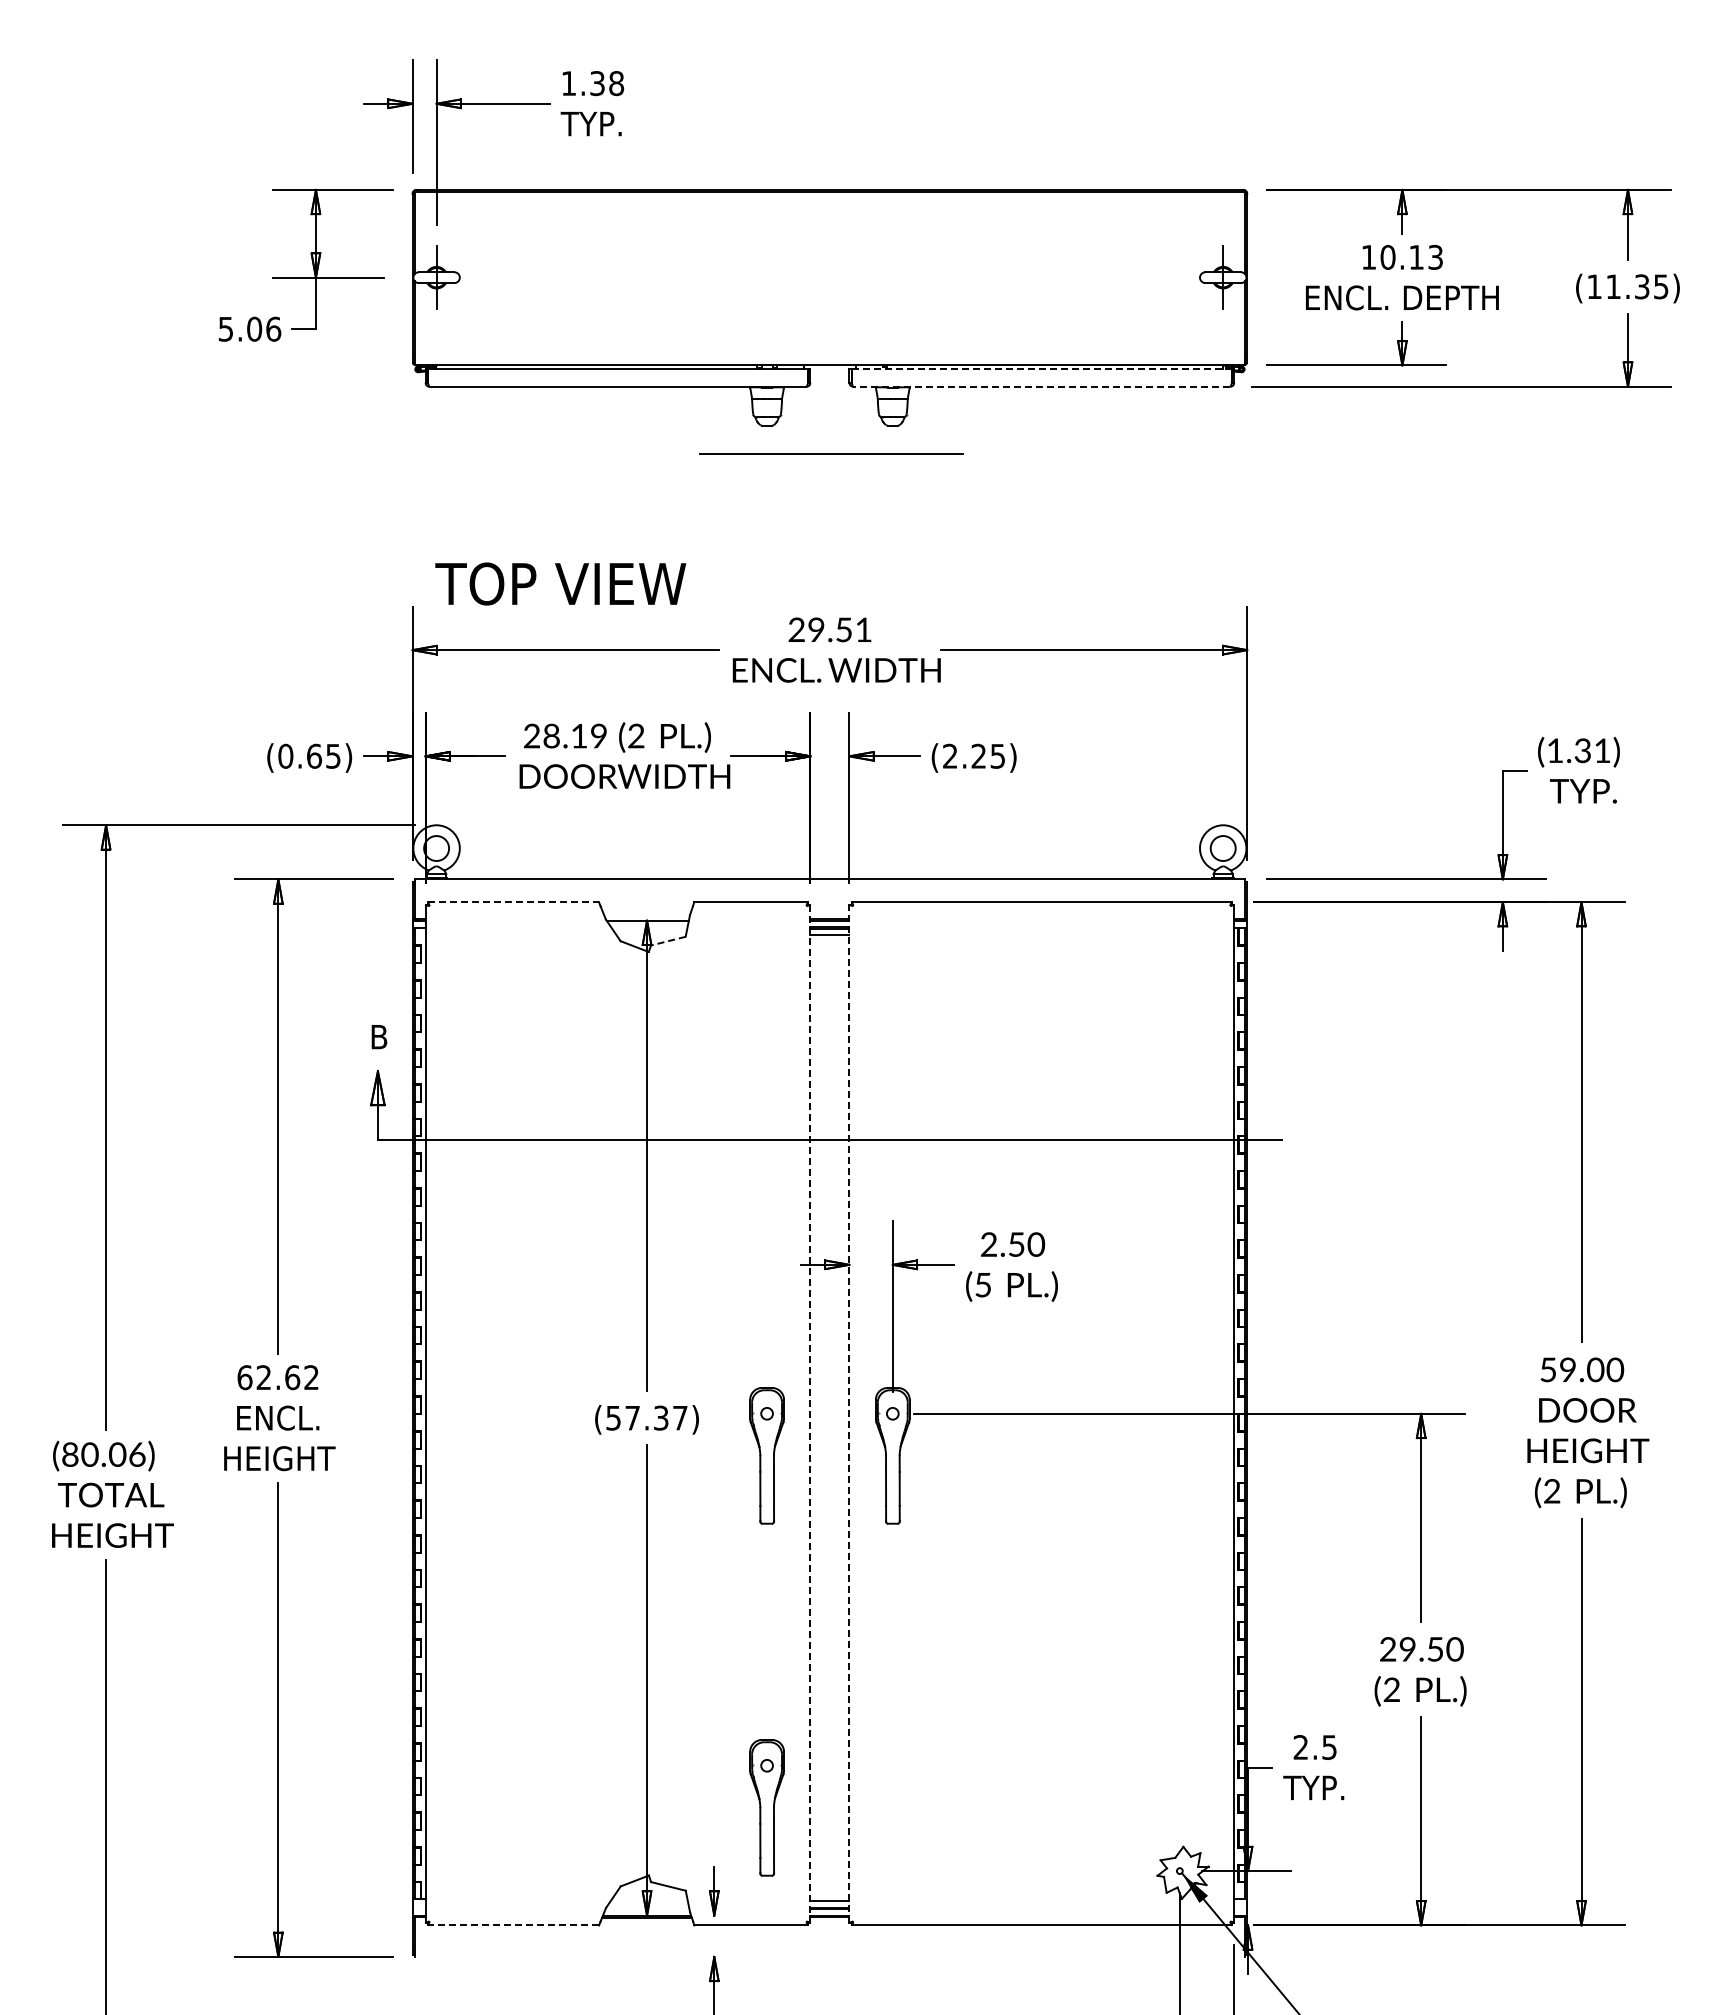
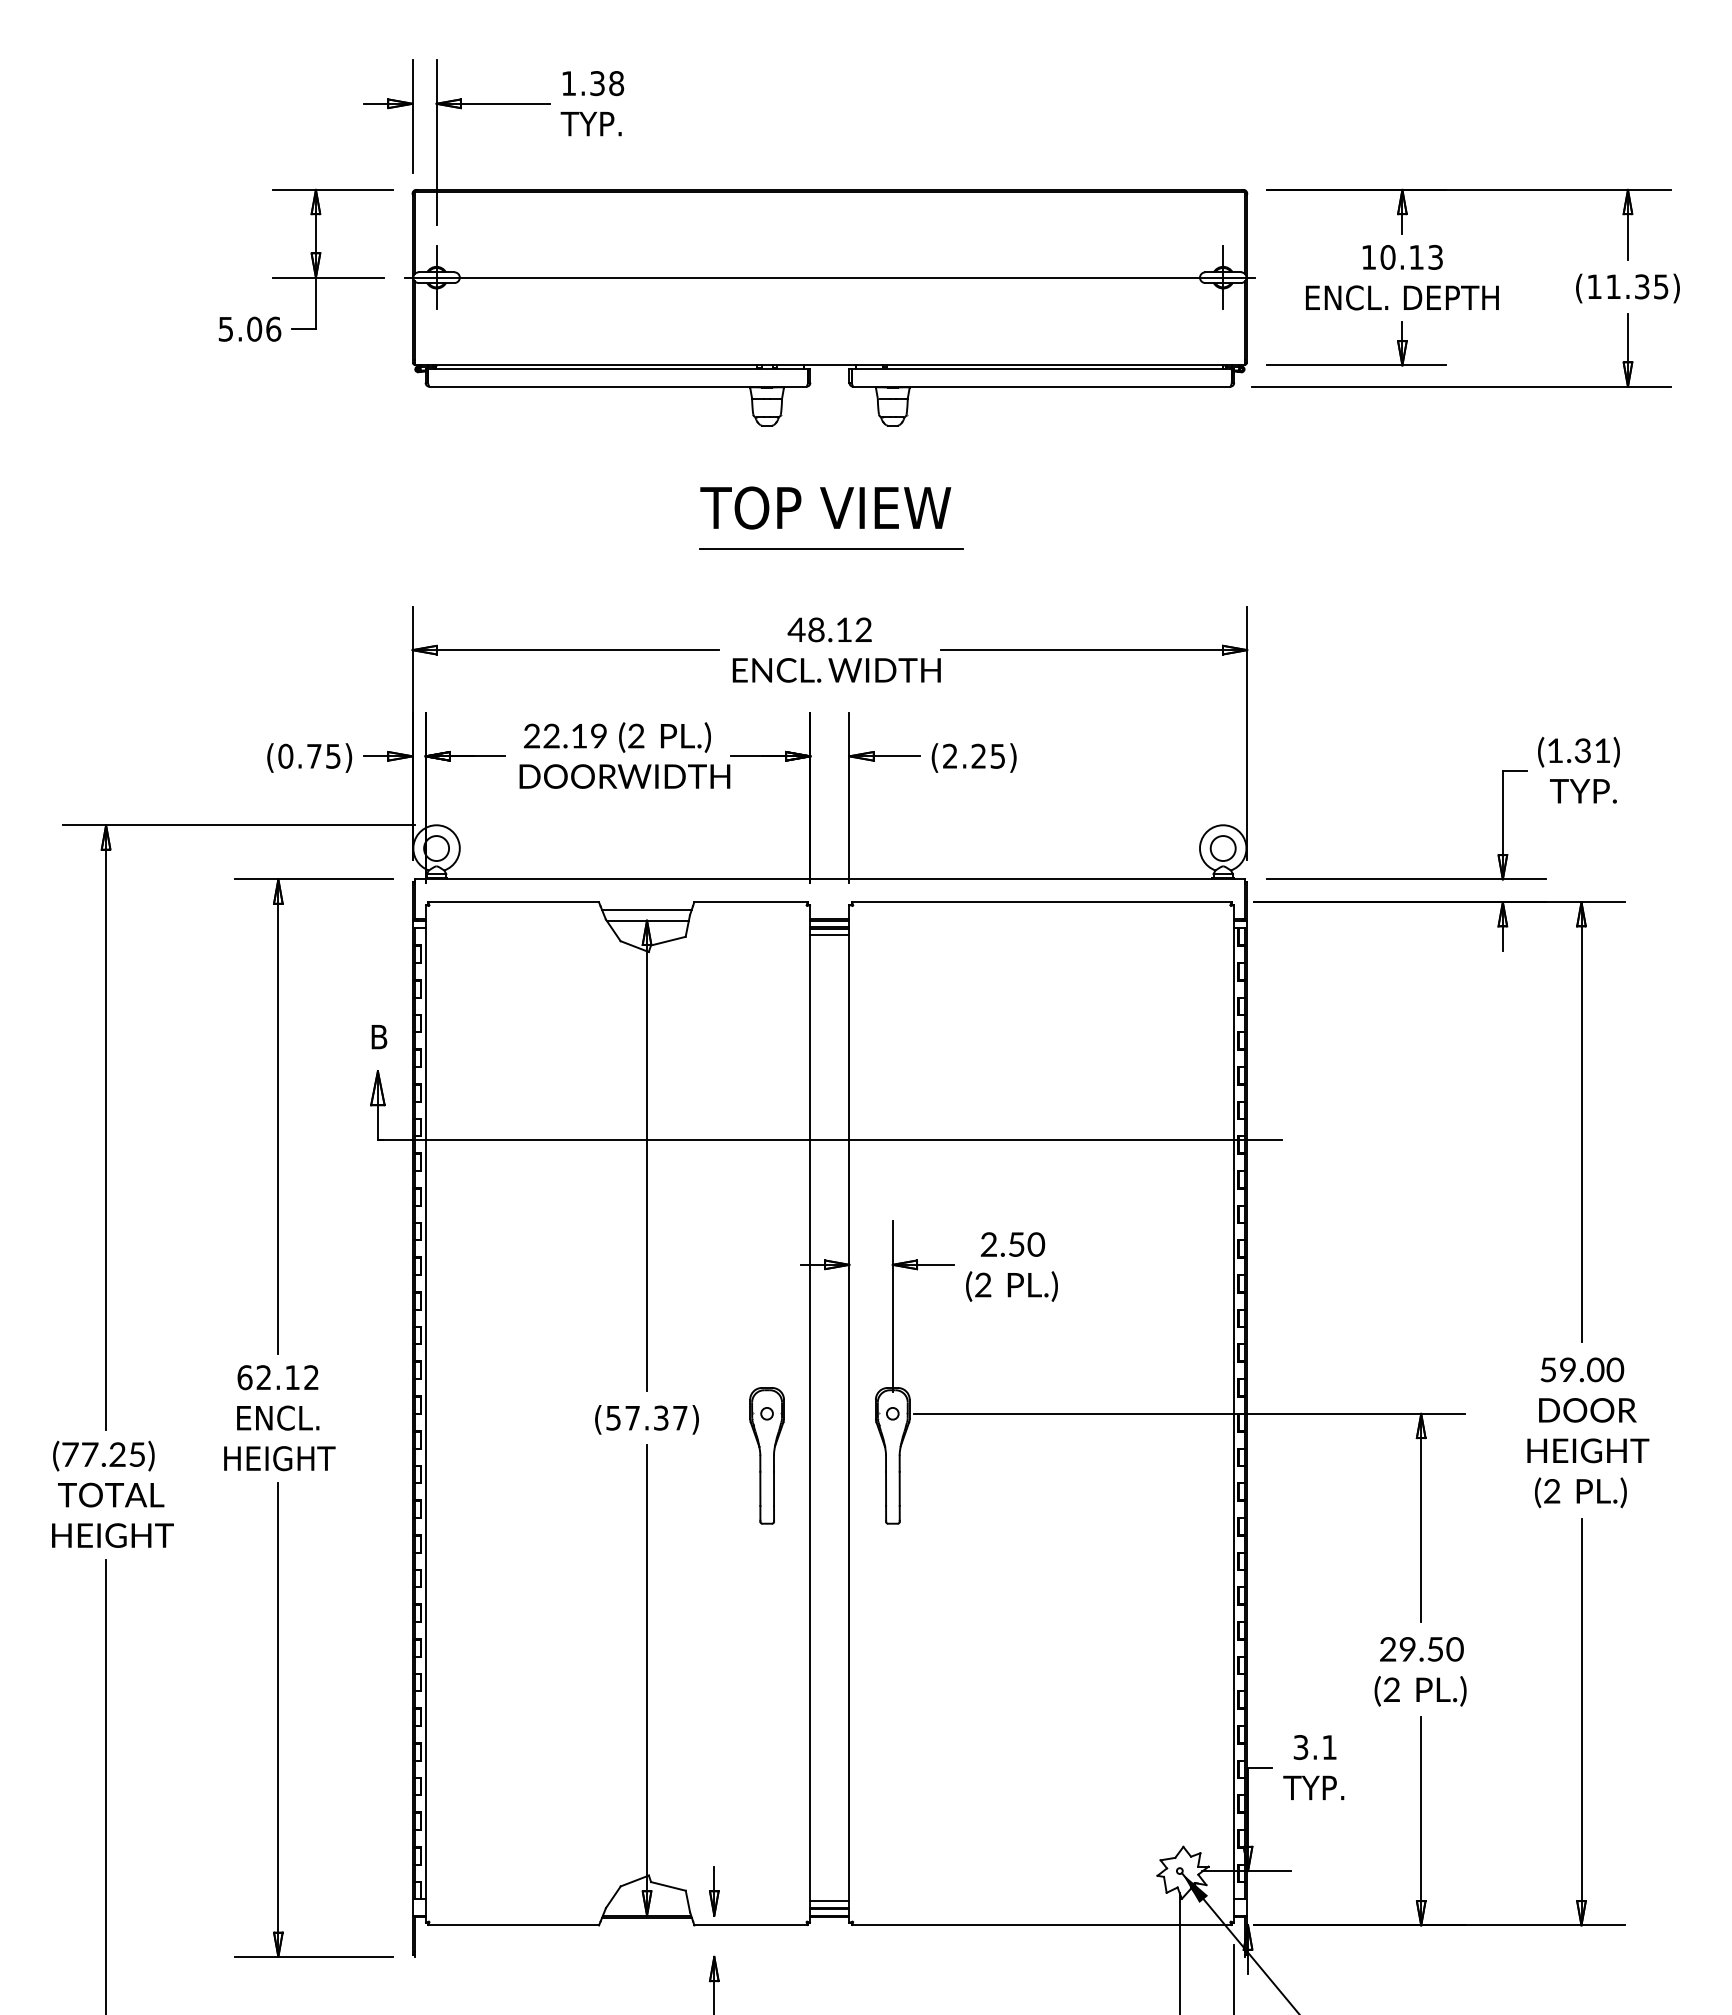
line: none -> present (829, 277)
line: dashed -> solid (1042, 369)
line: dashed -> solid (1041, 386)
line position: (831, 453) -> (831, 548) (831, 548)
text position: (560, 583) -> (825, 507) (825, 507)
text: 29.51 -> 48.12 (829, 629)
text: 28.19 -> 22.19 (551, 736)
text: (0.65) -> (0.75) (314, 755)
line: dashed -> solid (513, 902)
line: none -> present (646, 909)
line: dashed -> solid (668, 941)
text: (5 -> (2 (983, 1284)
text: 62.62 -> 62.12 (292, 1377)
line: dashed -> solid (849, 1413)
line: dashed -> solid (810, 1414)
text: (80.06) -> (77.25) (103, 1454)
text: 2.5 -> 3.1 (1314, 1747)
part: present -> none (766, 1807)
line: dashed -> solid (513, 1925)
